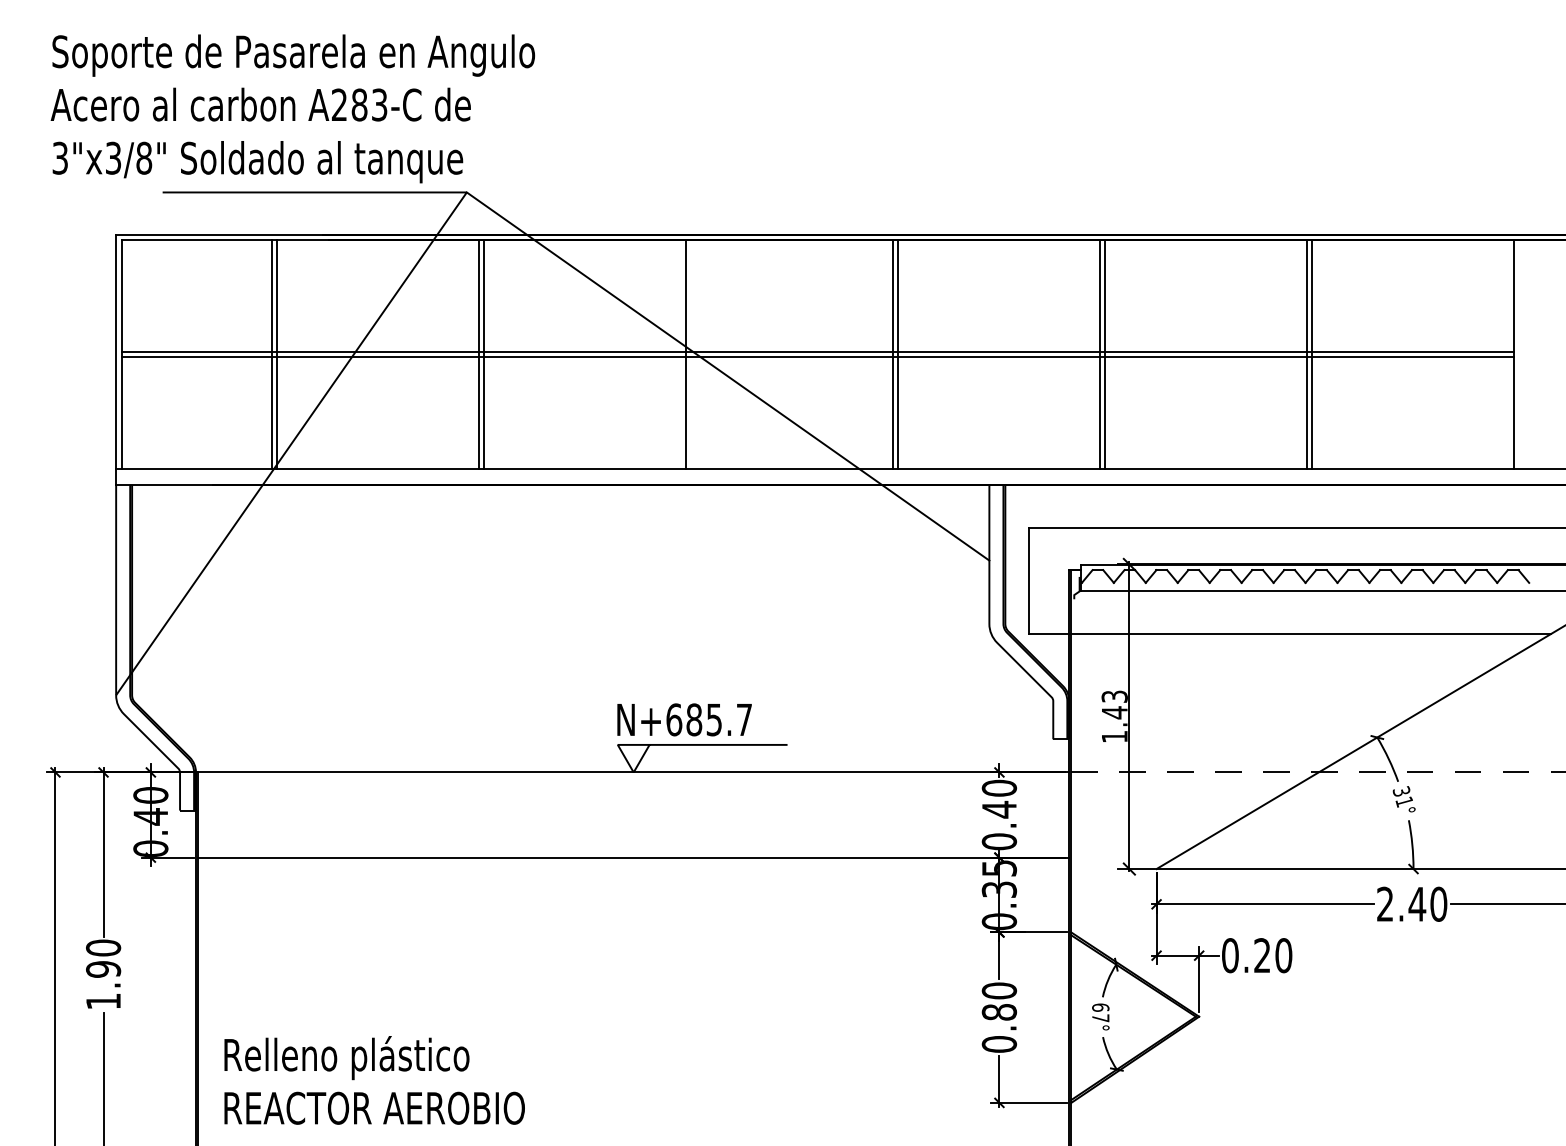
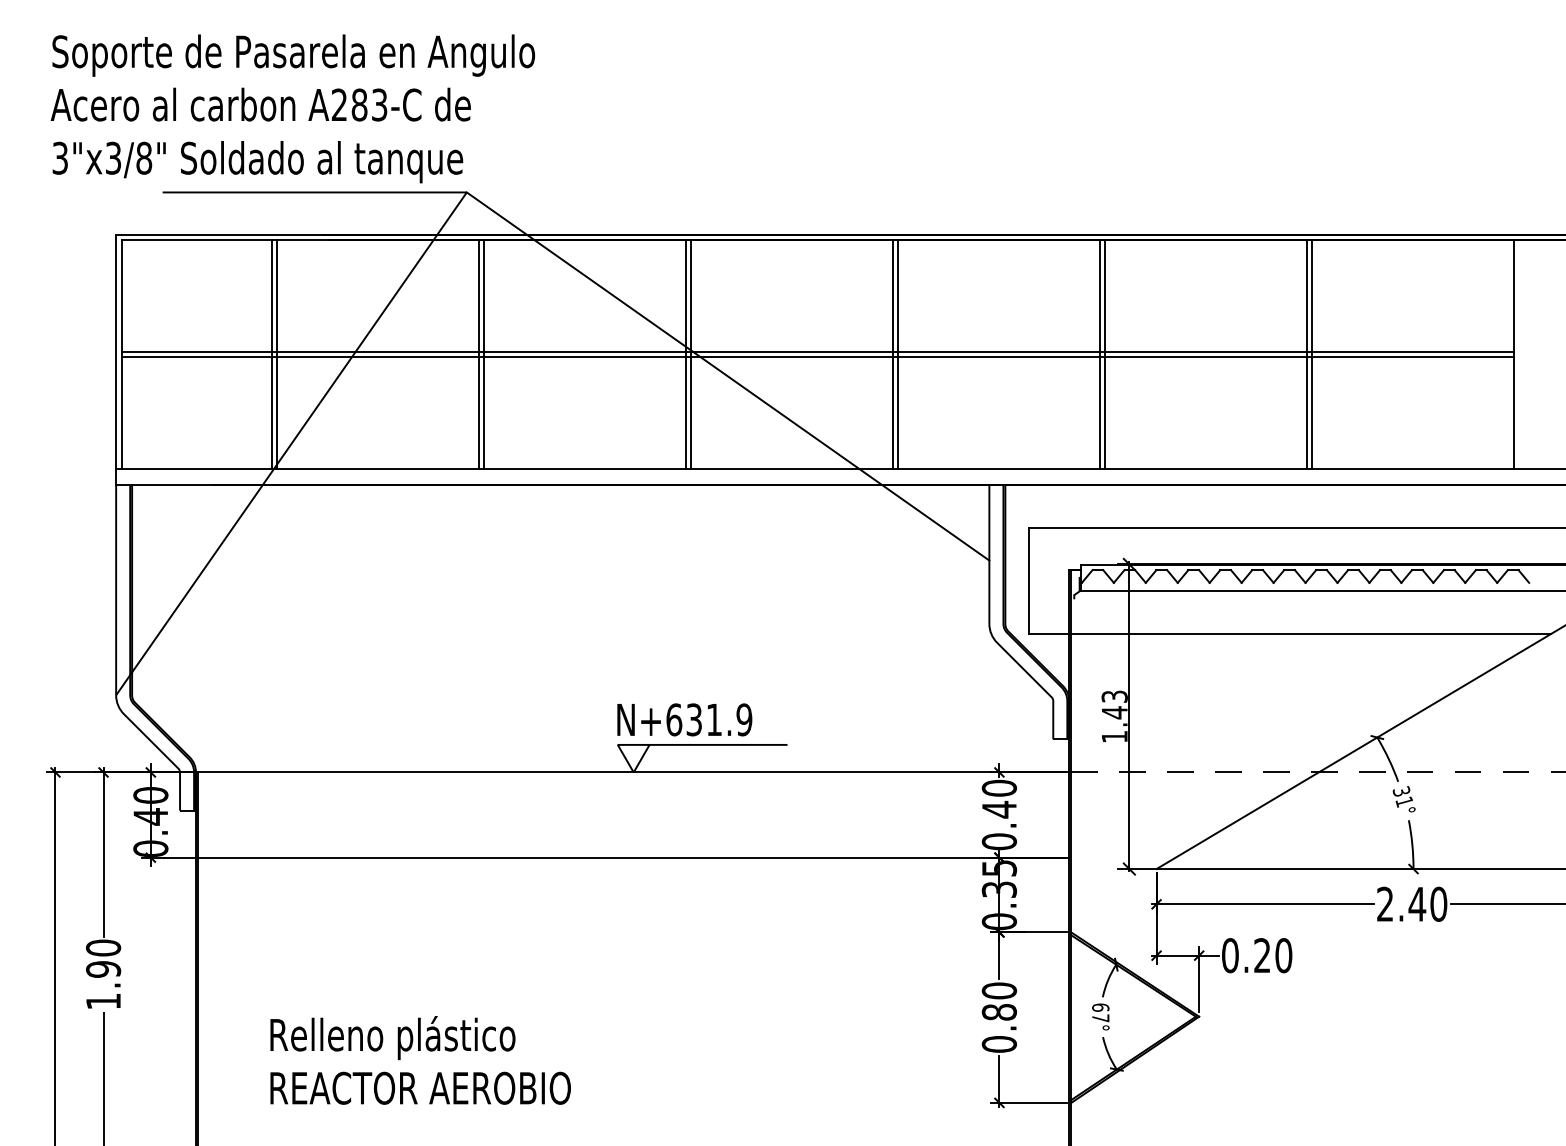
line: none -> present (691, 354)
text: N+685.7 -> N+631.9 (719, 719)
text position: (374, 1080) -> (420, 1060) (420, 1060)
